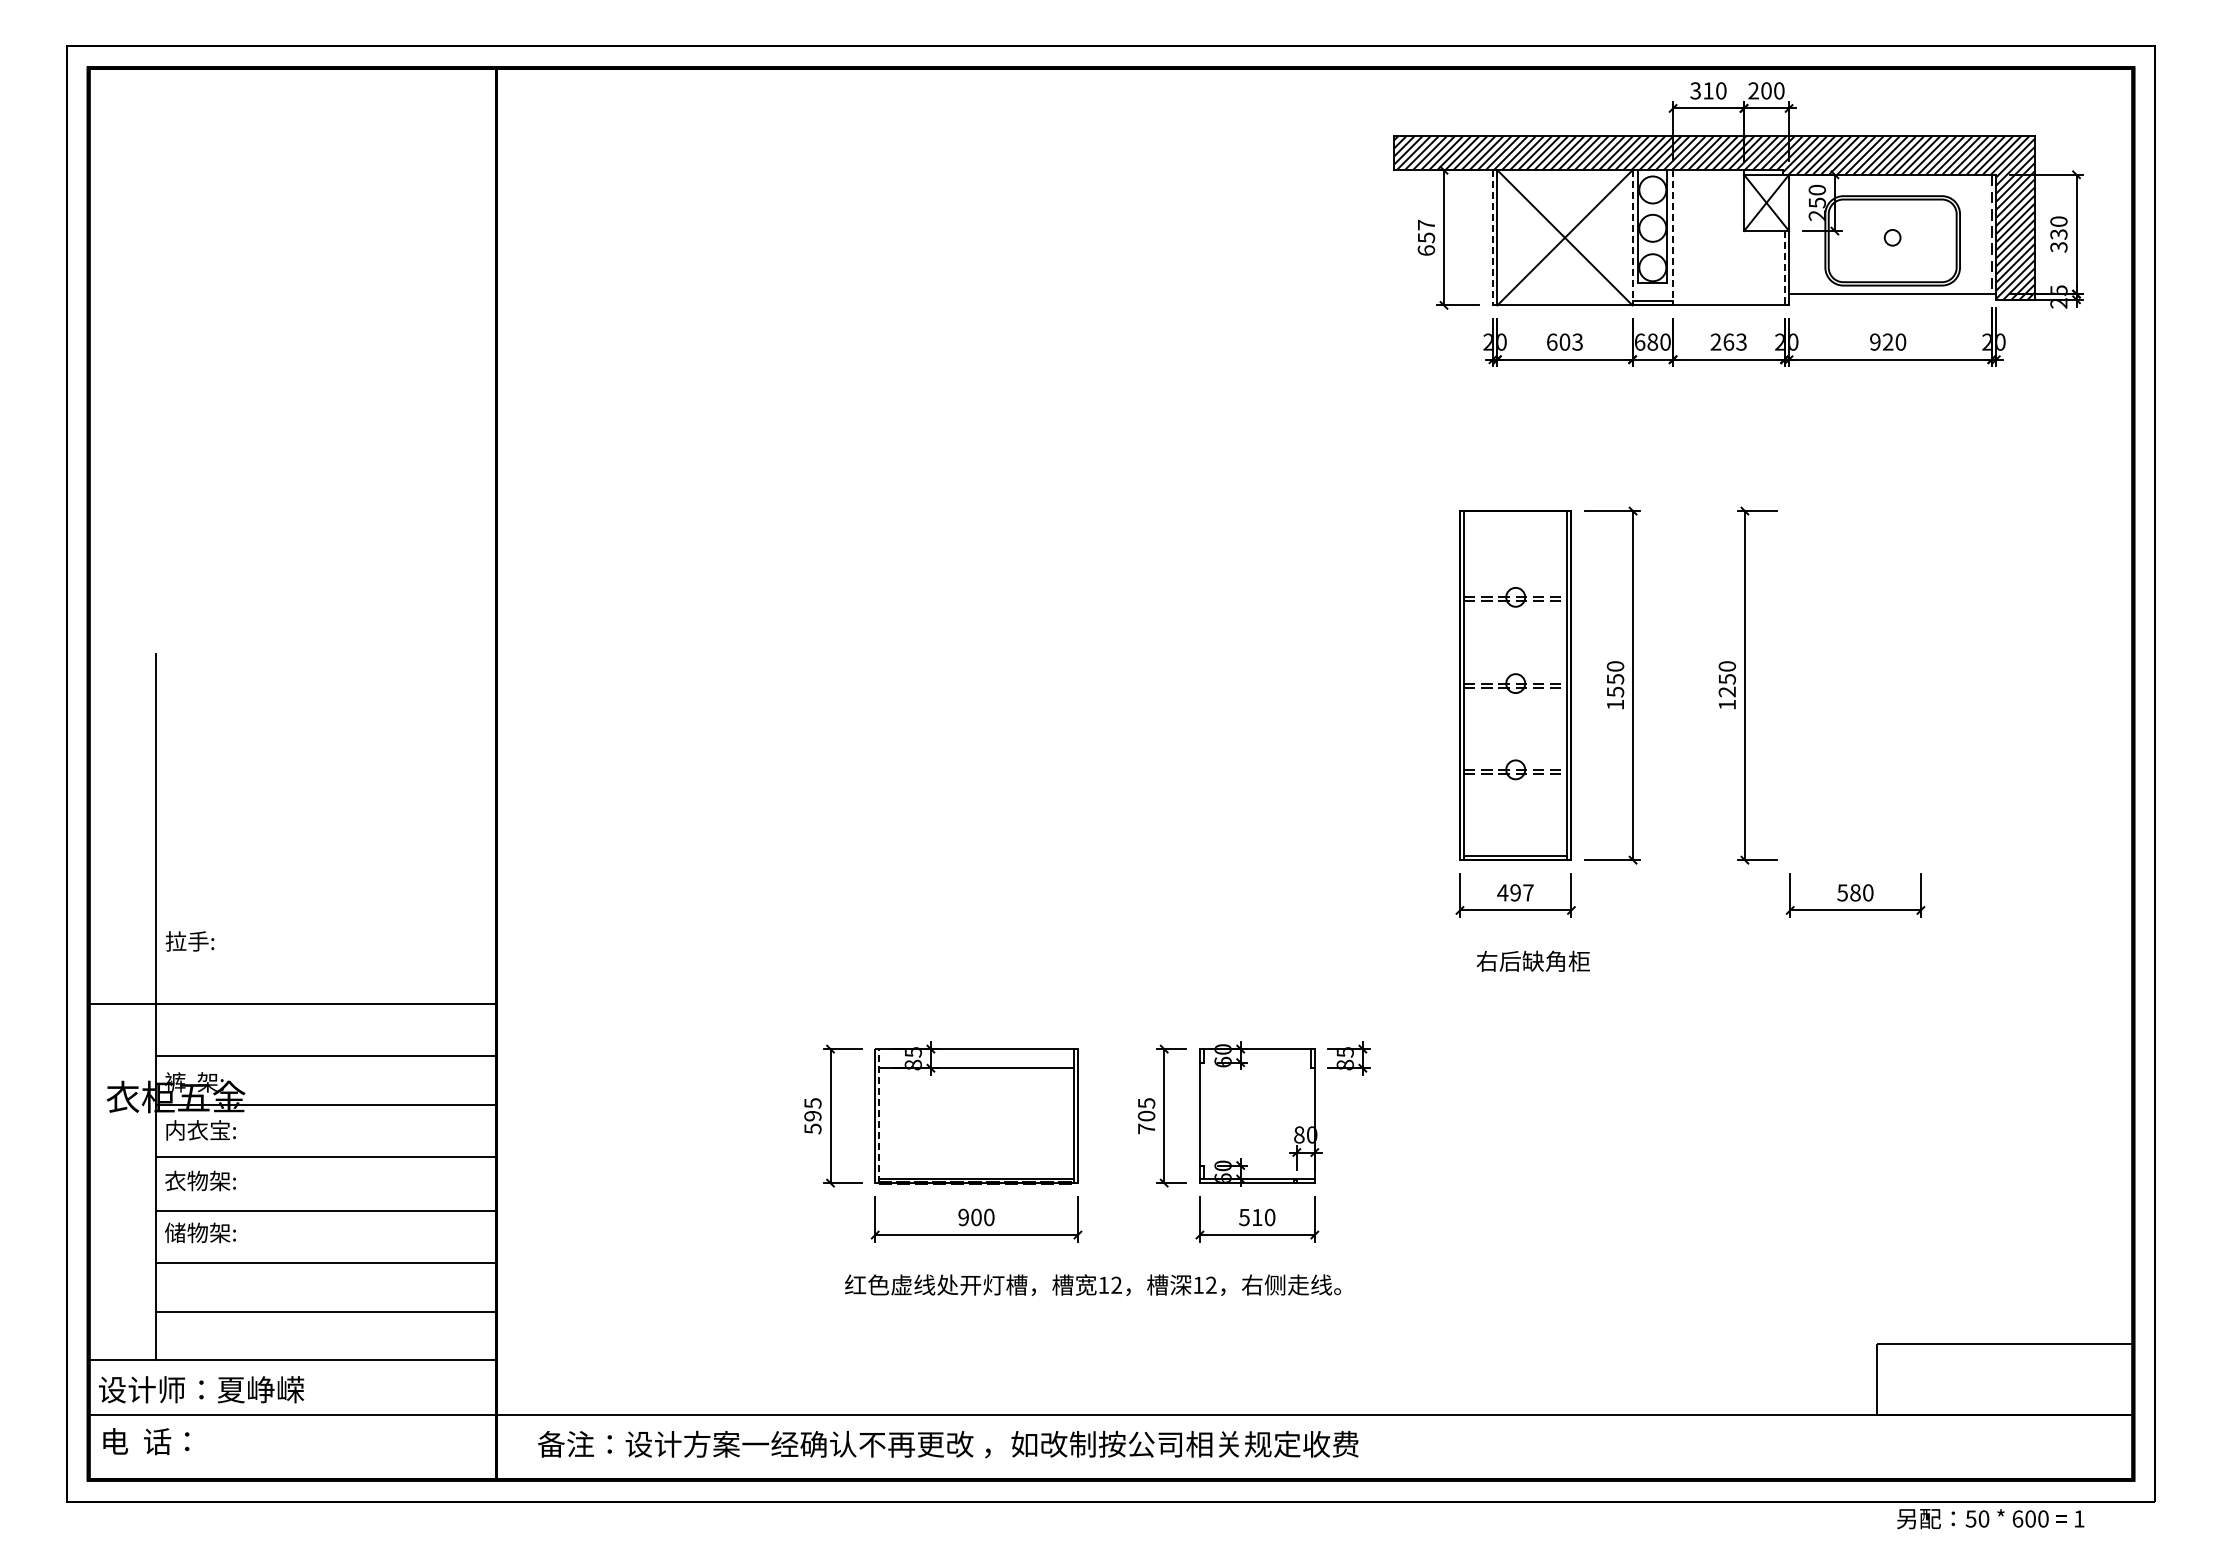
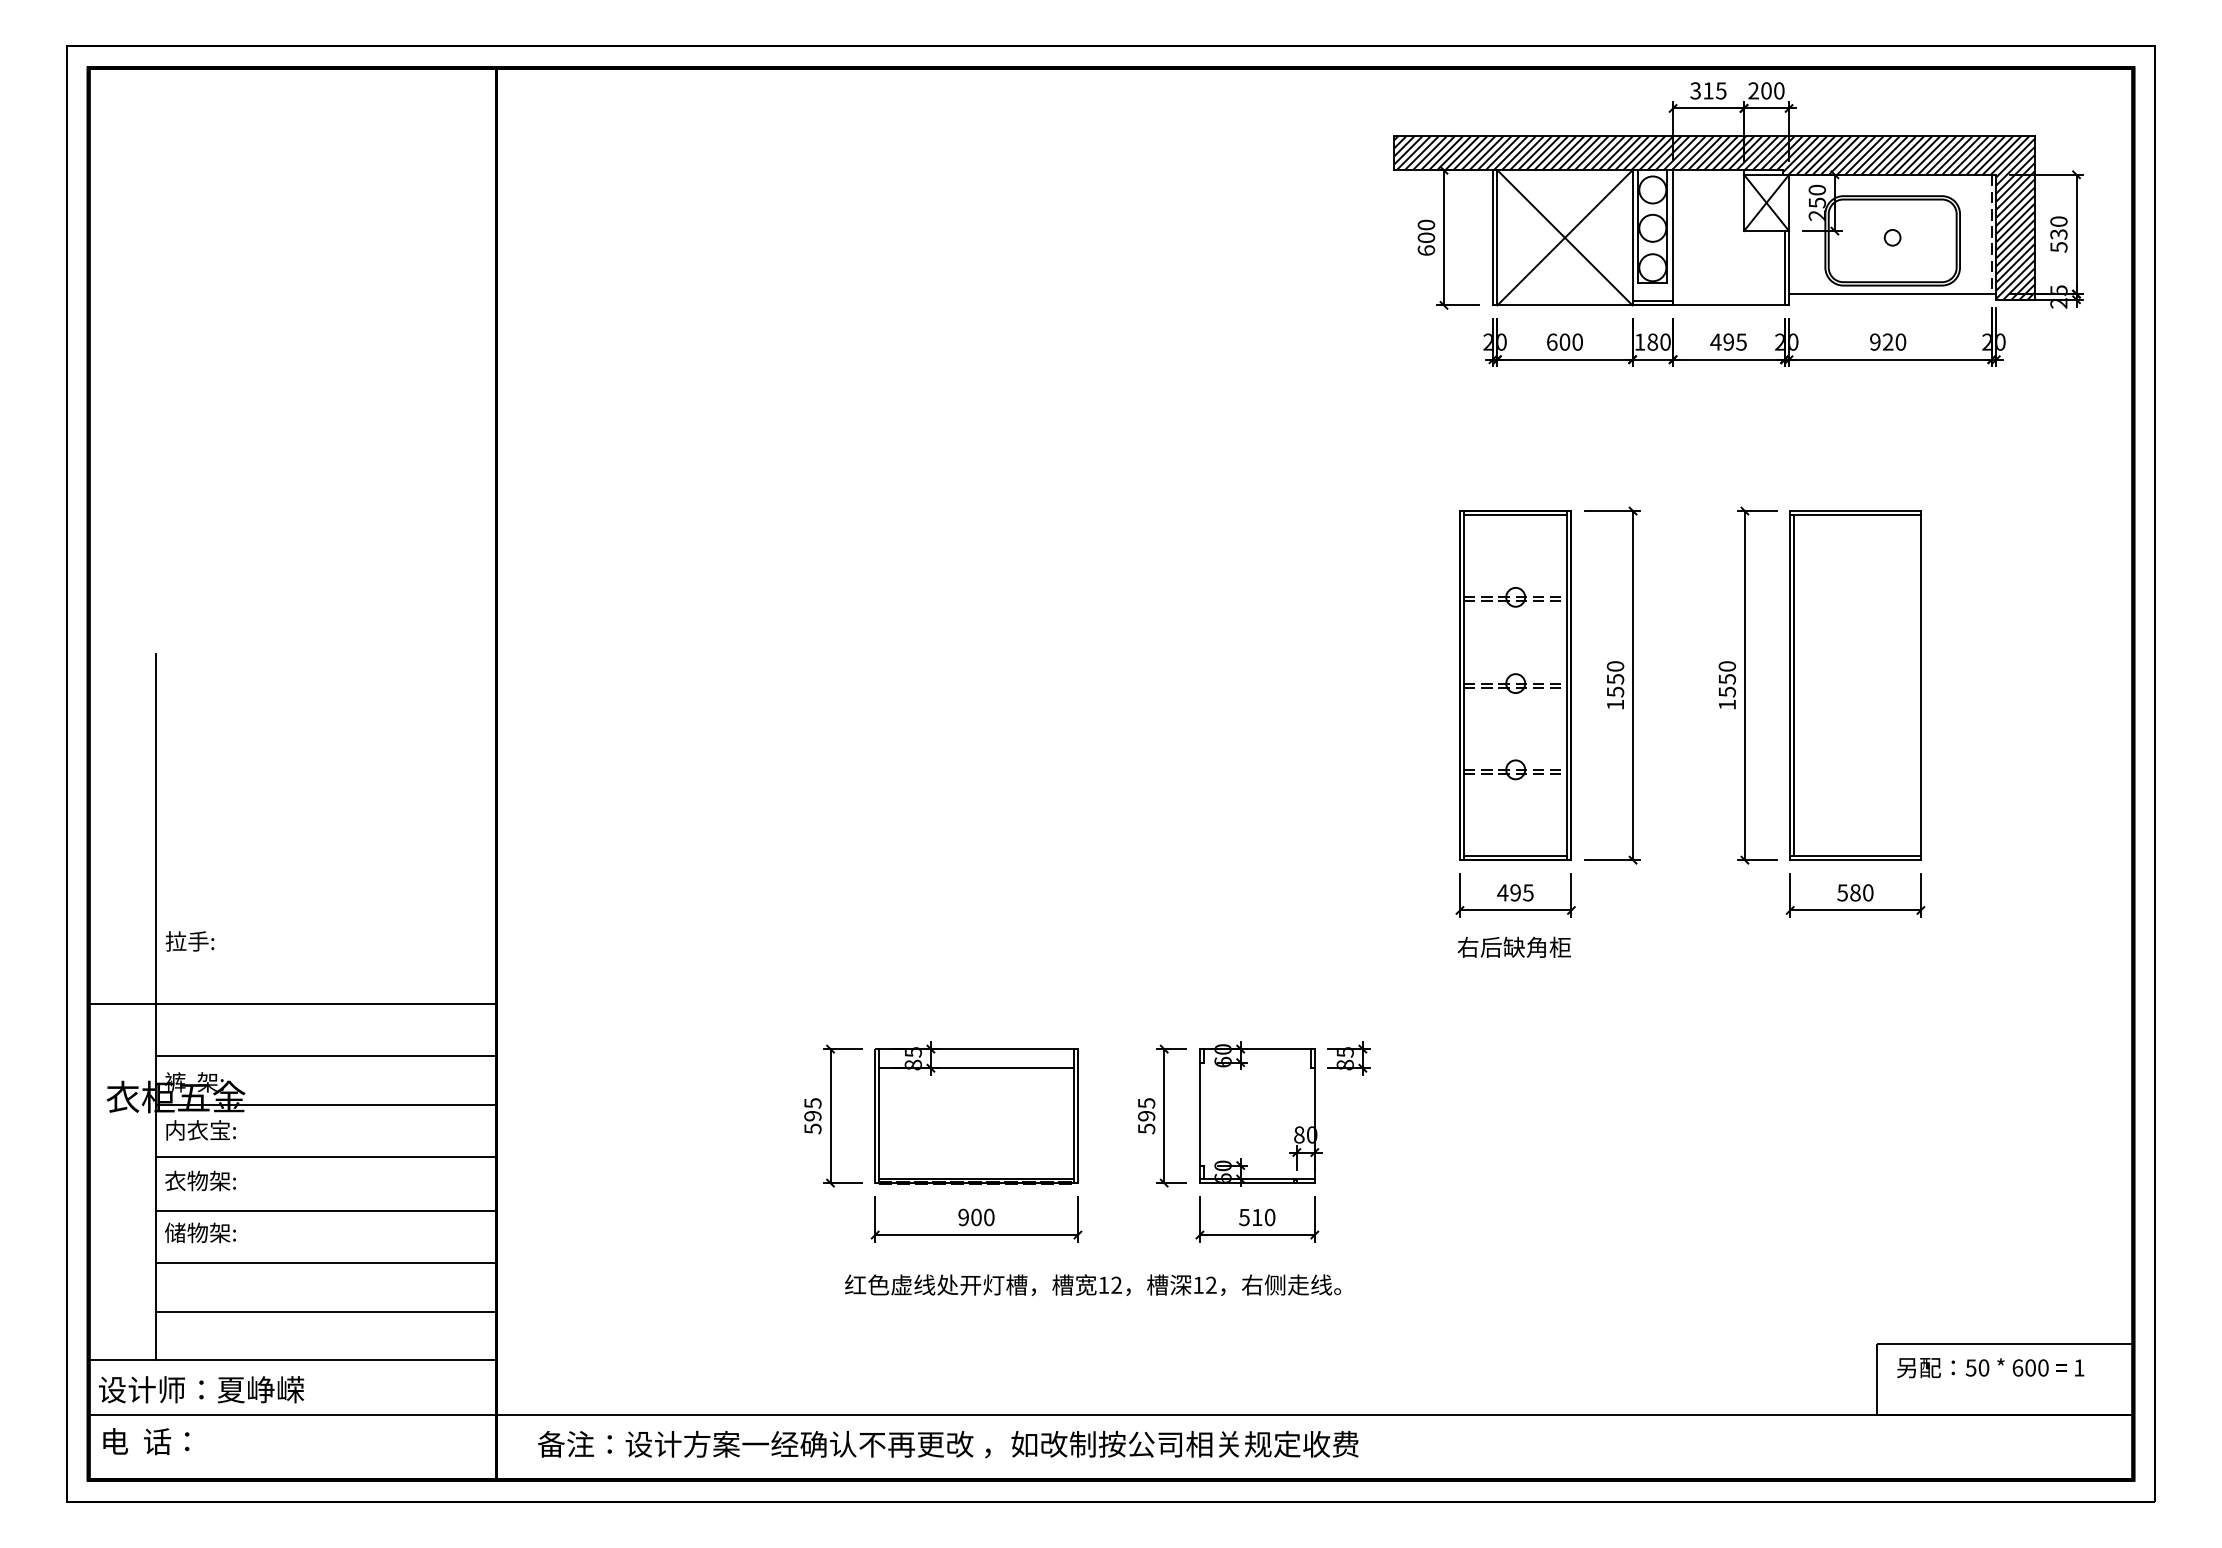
text: 310 -> 315 (1720, 90)
text: 657 -> 600 (1426, 231)
line: dashed -> solid (1492, 237)
line: dashed -> solid (1632, 237)
line: dashed -> solid (1673, 237)
text: 330 -> 530 (2058, 247)
line: dashed -> solid (1784, 268)
text: 603 -> 600 (1577, 341)
text: 680 -> 180 (1640, 341)
text: 263 -> 495 (1728, 341)
line: none -> present (1515, 515)
part: none -> present (1855, 685)
text: 1250 -> 1550 (1727, 691)
text: 497 -> 495 (1528, 892)
text position: (1532, 960) -> (1513, 946) (1513, 946)
line: dashed -> solid (879, 1115)
text: 705 -> 595 (1146, 1122)
text position: (1990, 1519) -> (1990, 1368) (1990, 1368)
